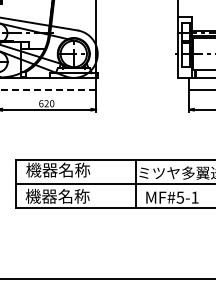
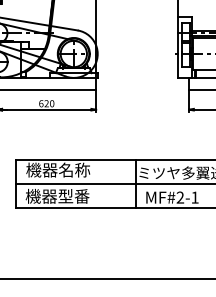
line: dashed -> solid (48, 89)
text: 機器名称 -> 機器型番 (73, 196)
text: MF#5-1 -> MF#2-1 (180, 197)
